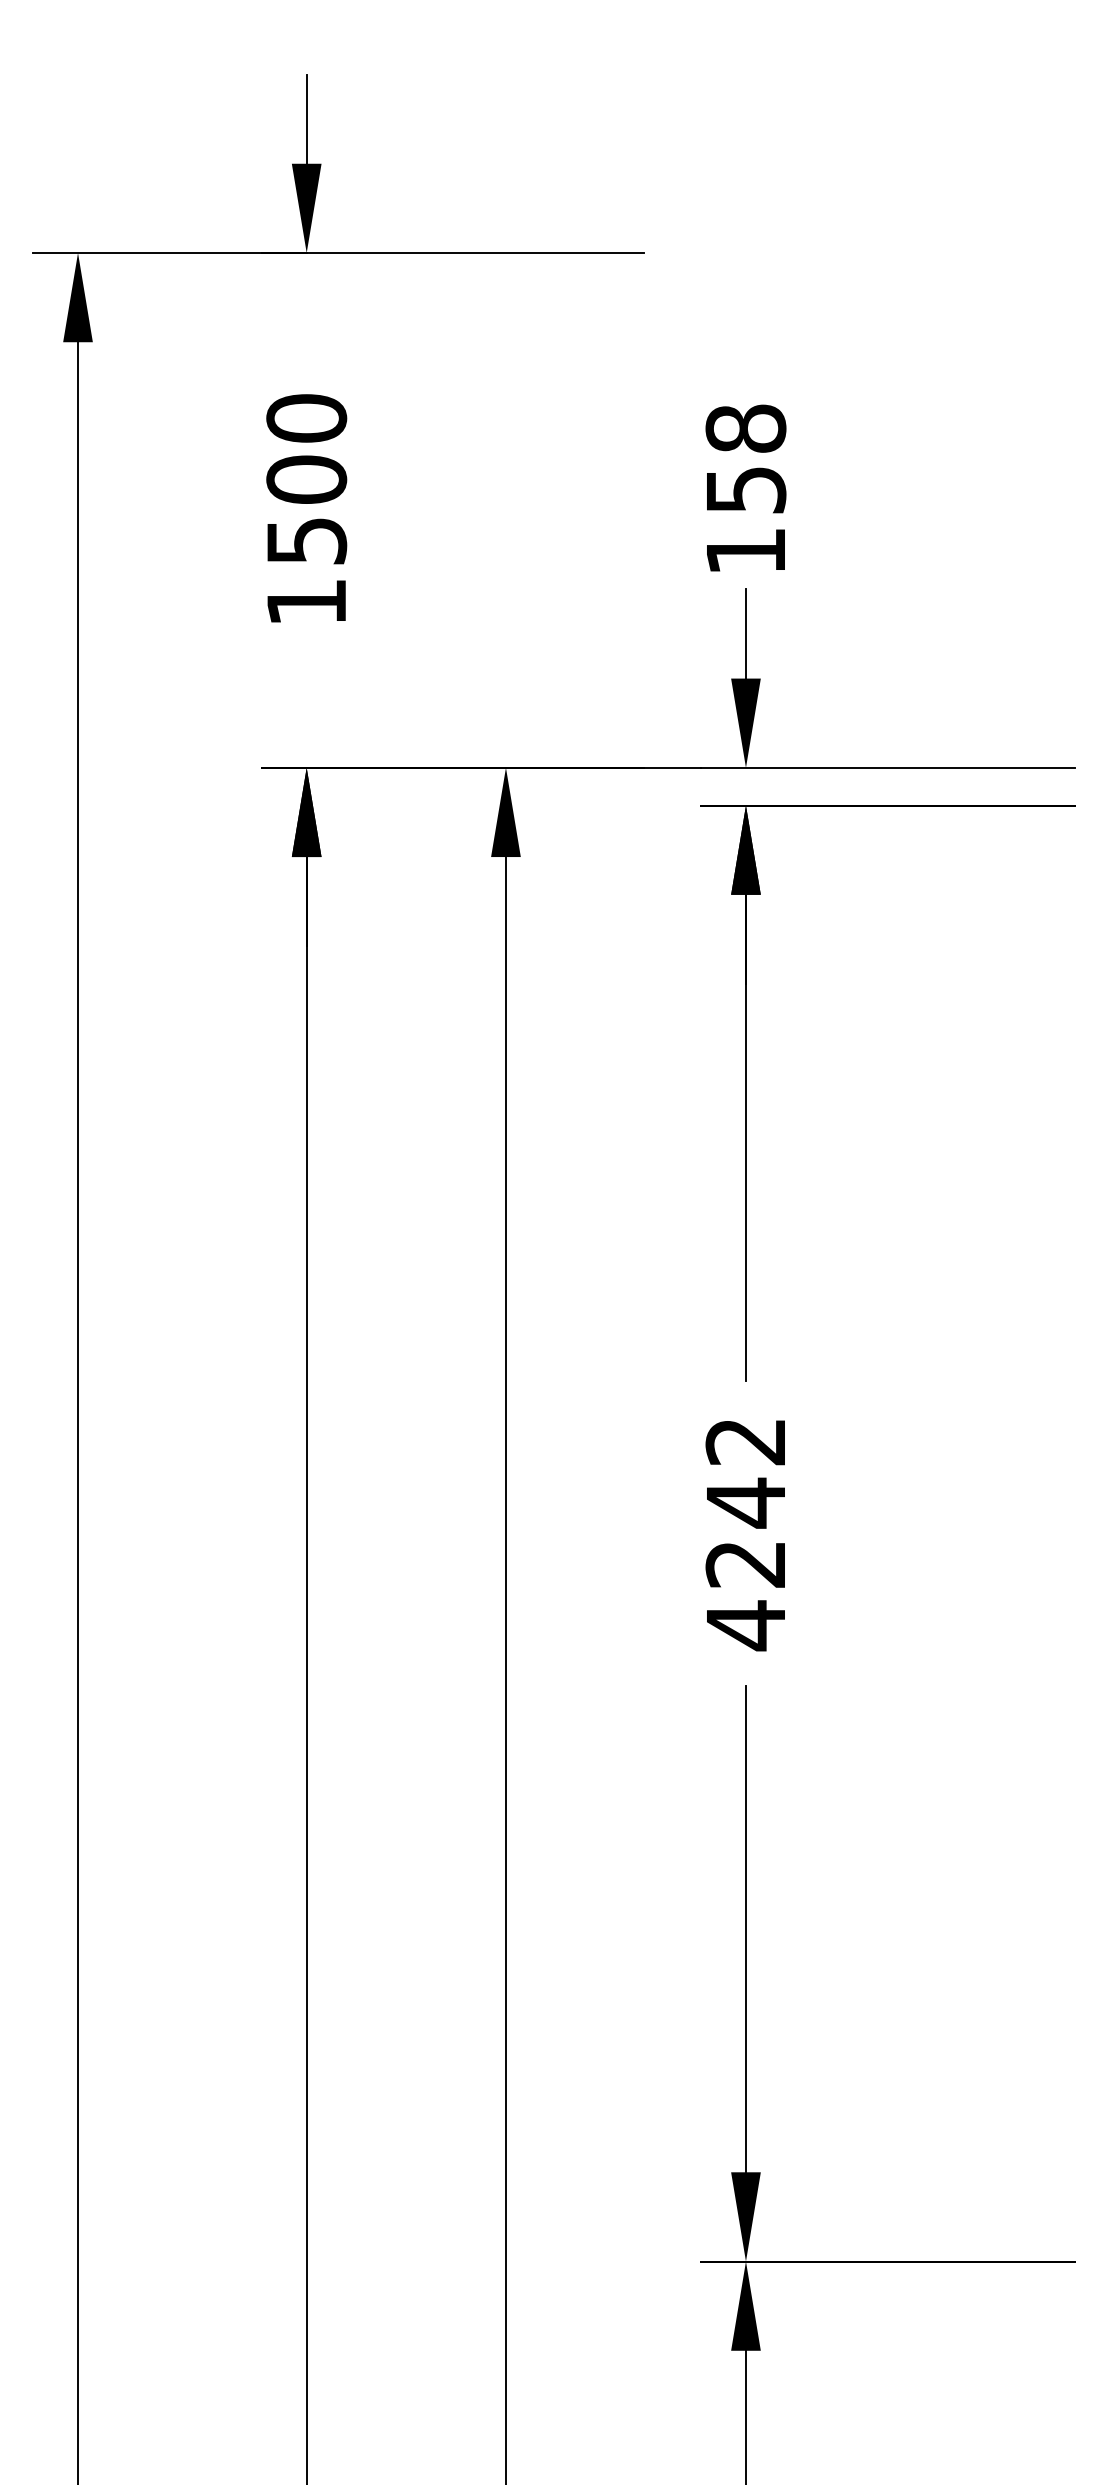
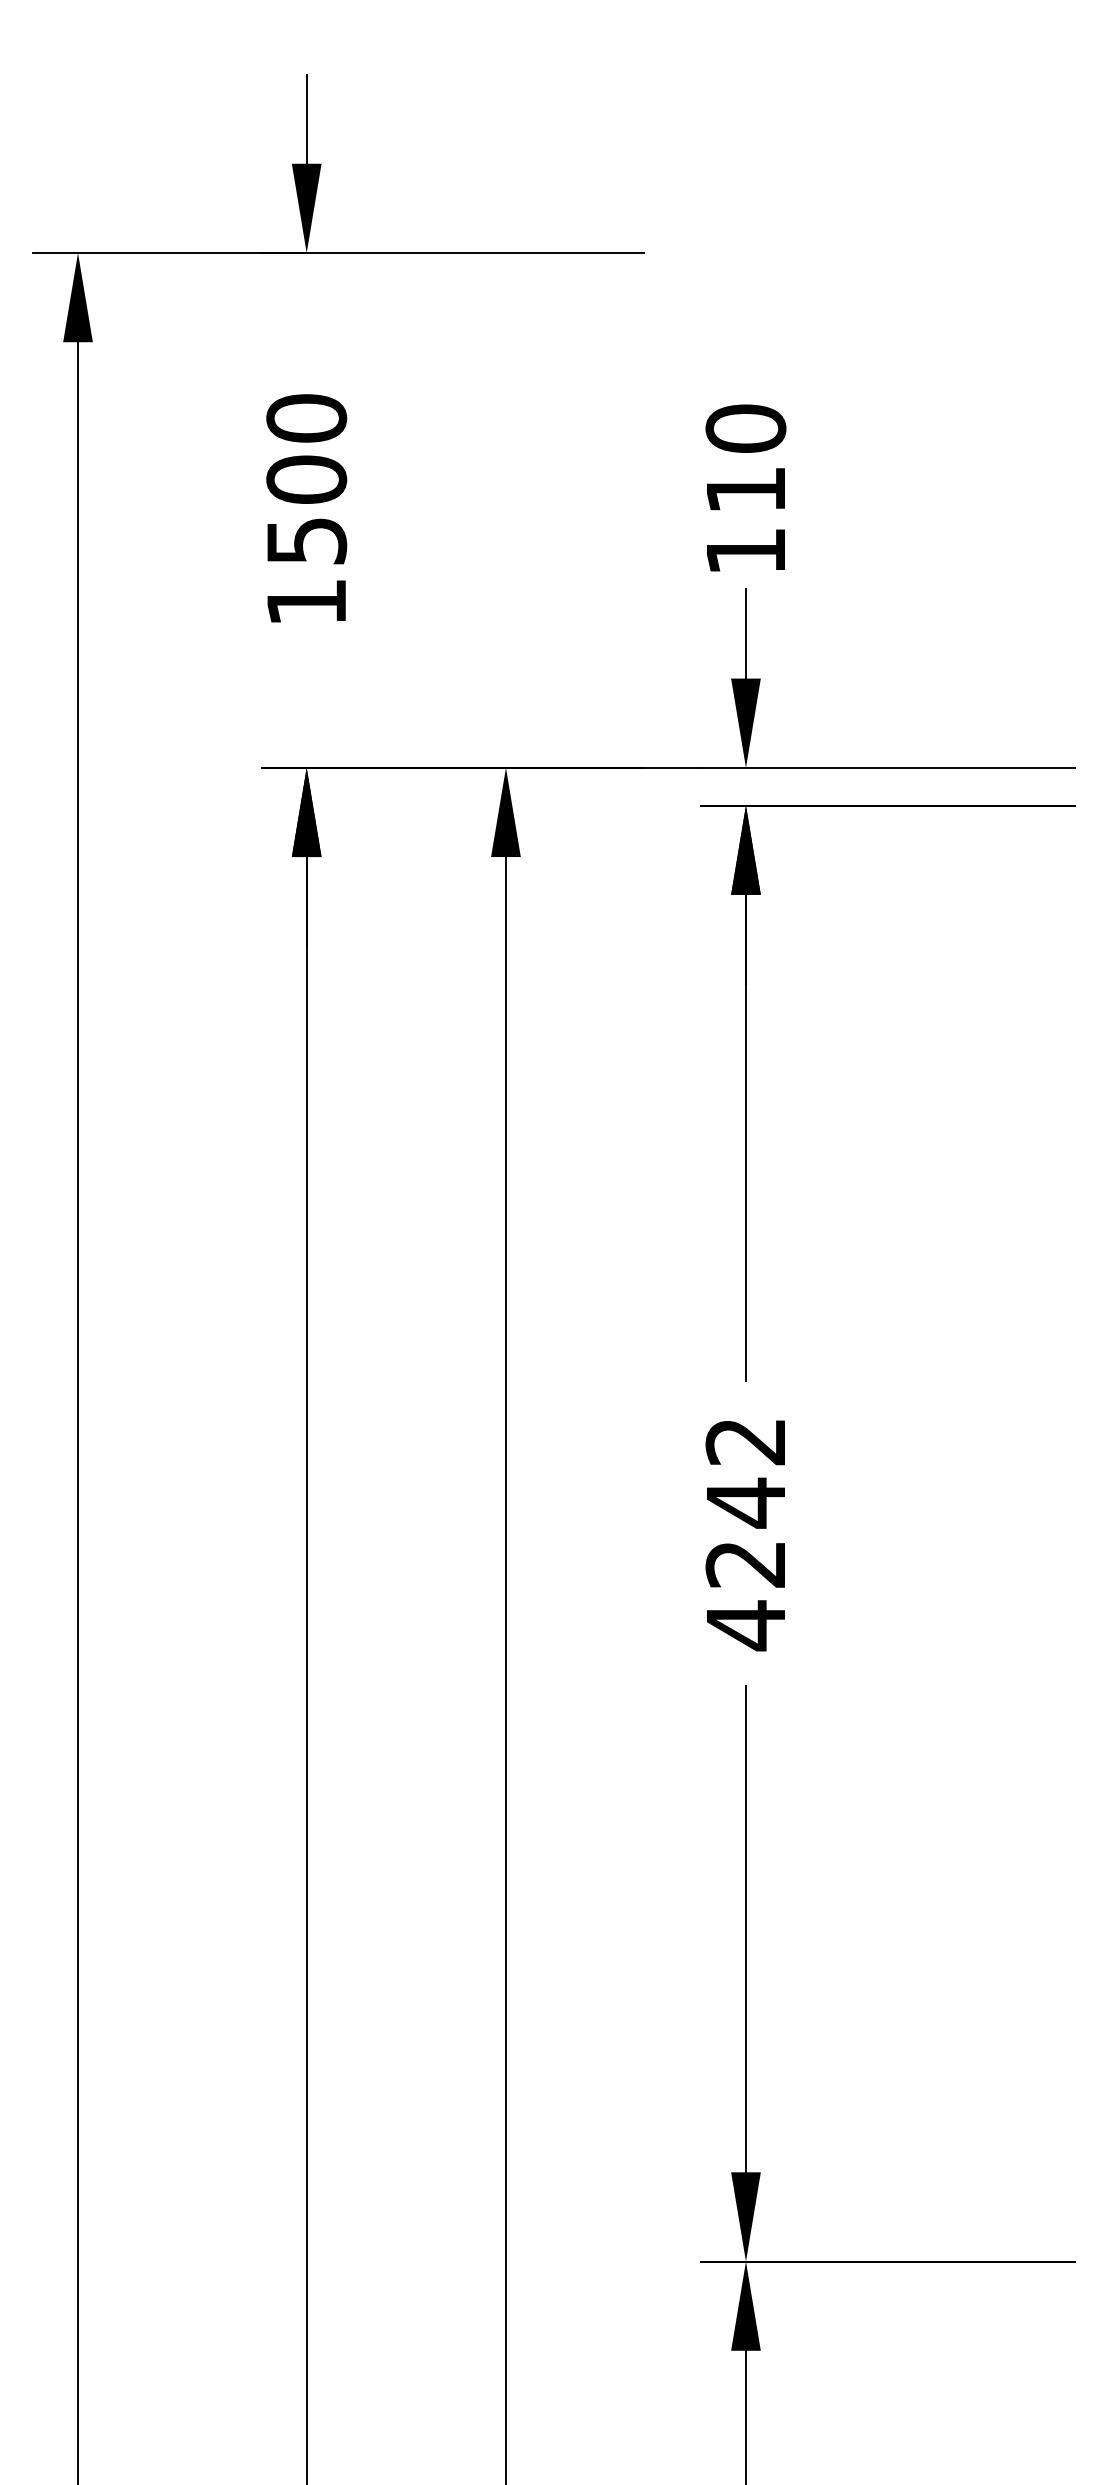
text: 158 -> 110 (745, 458)
